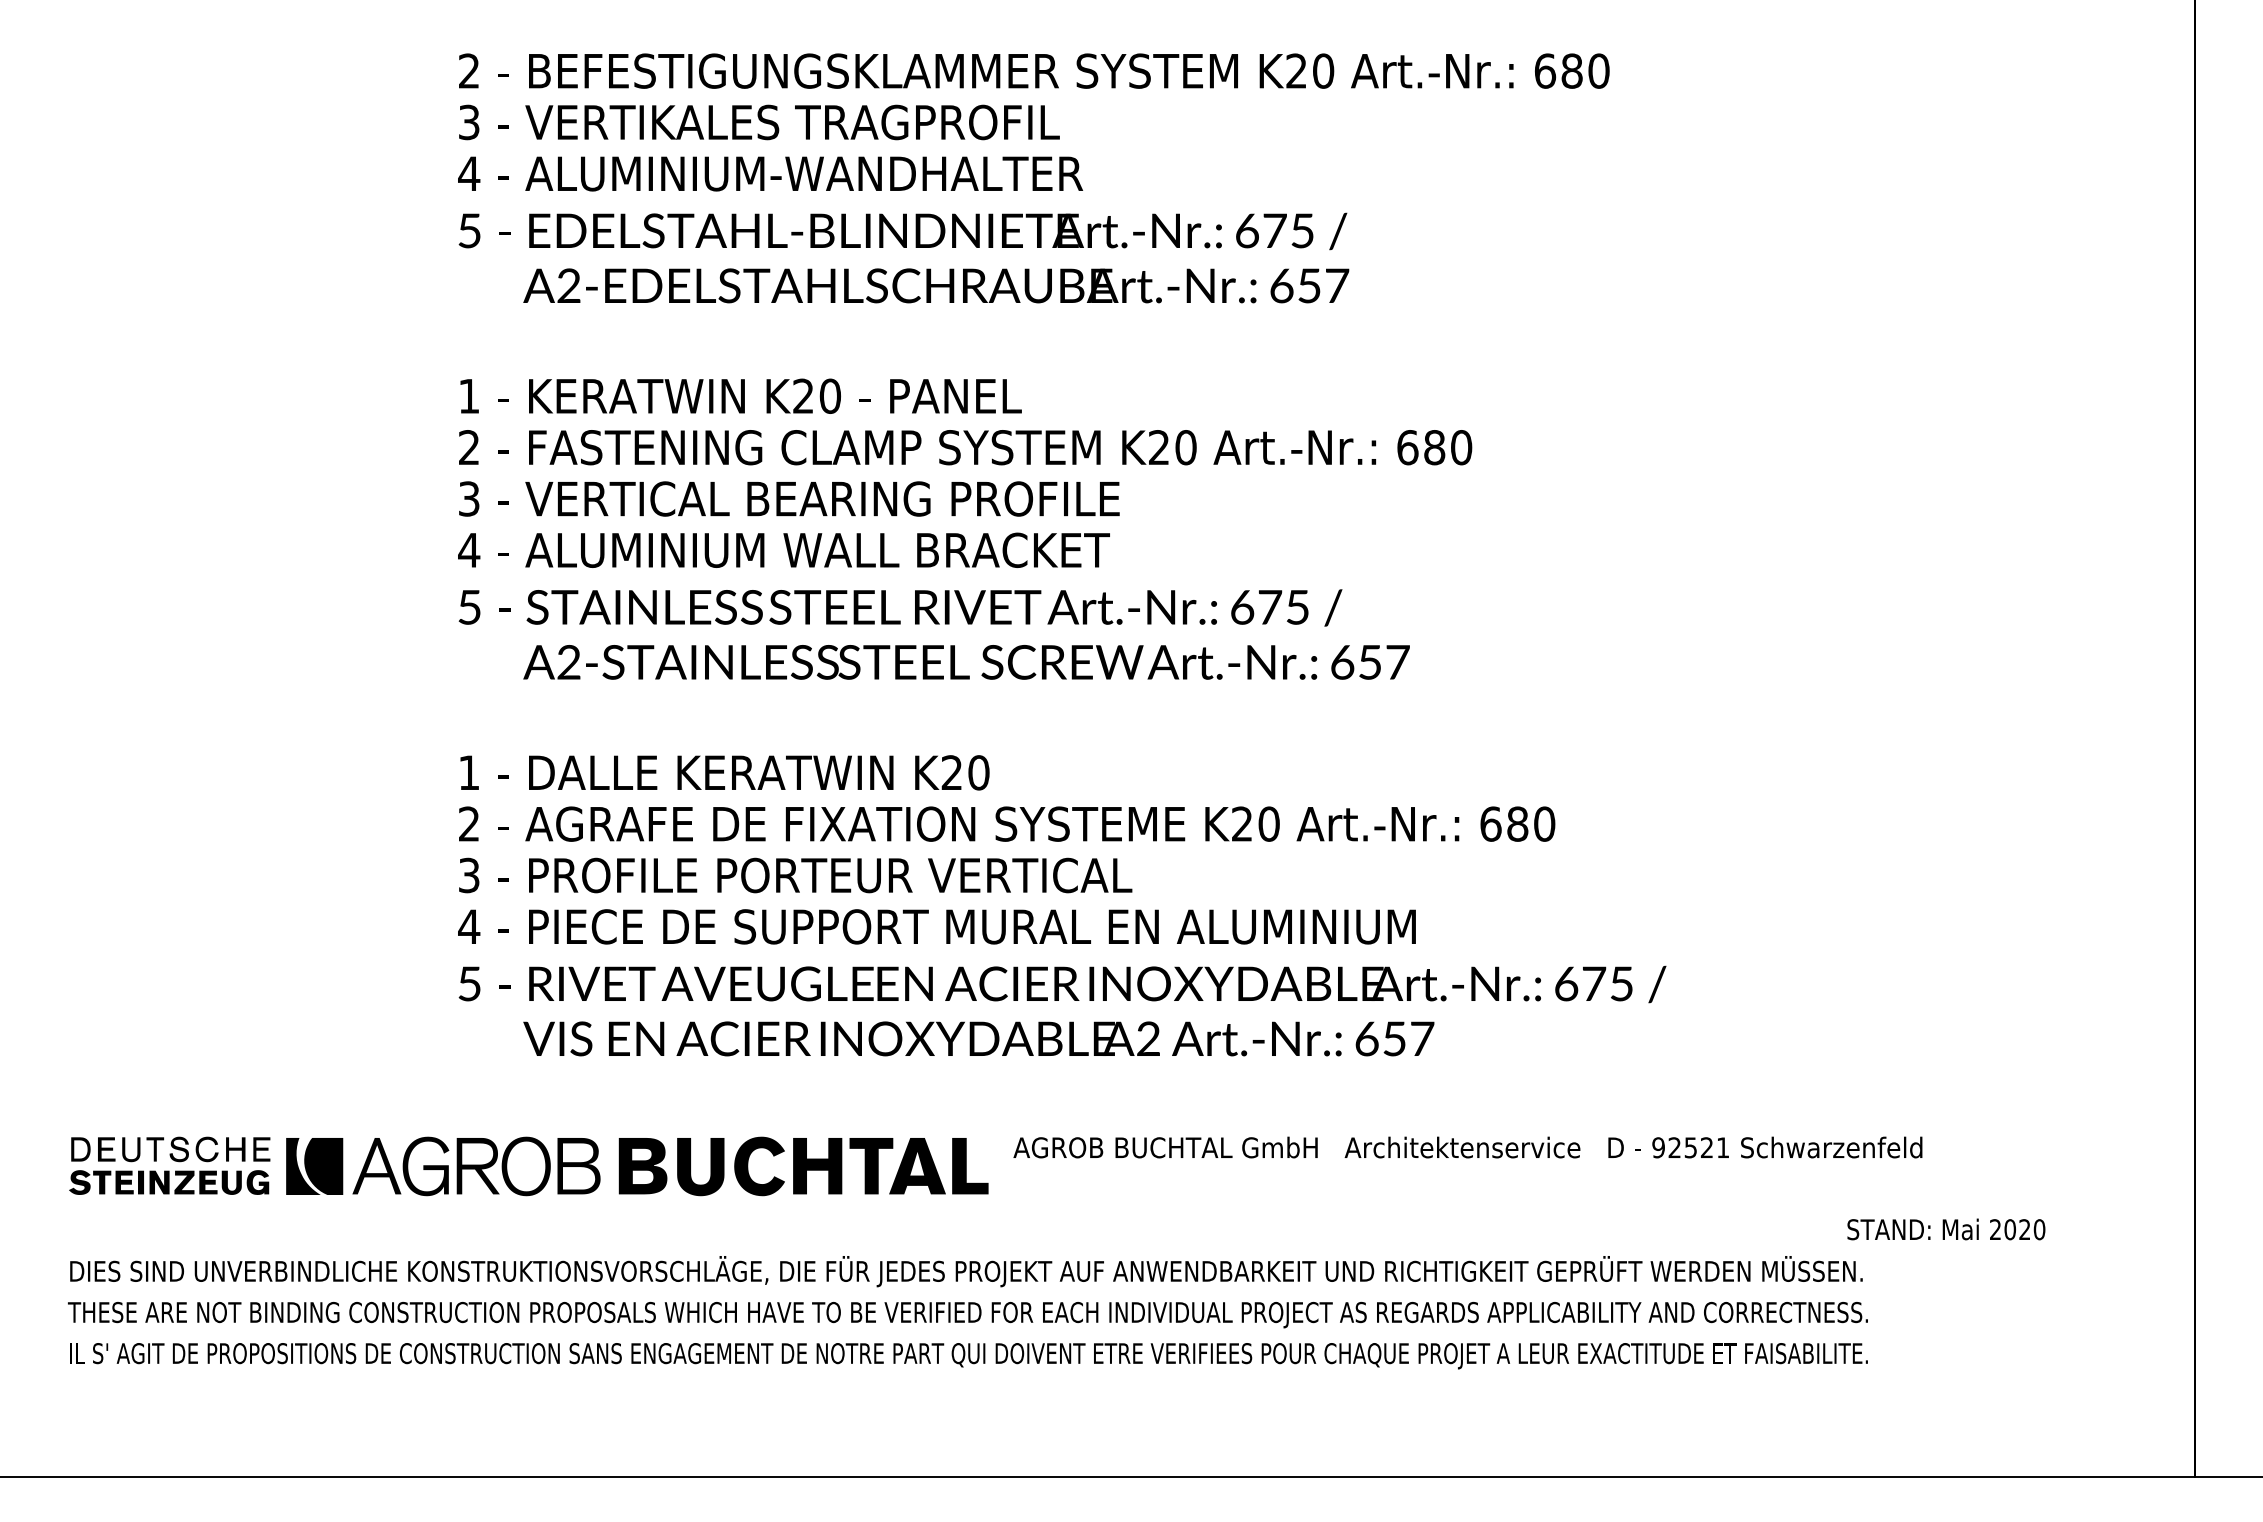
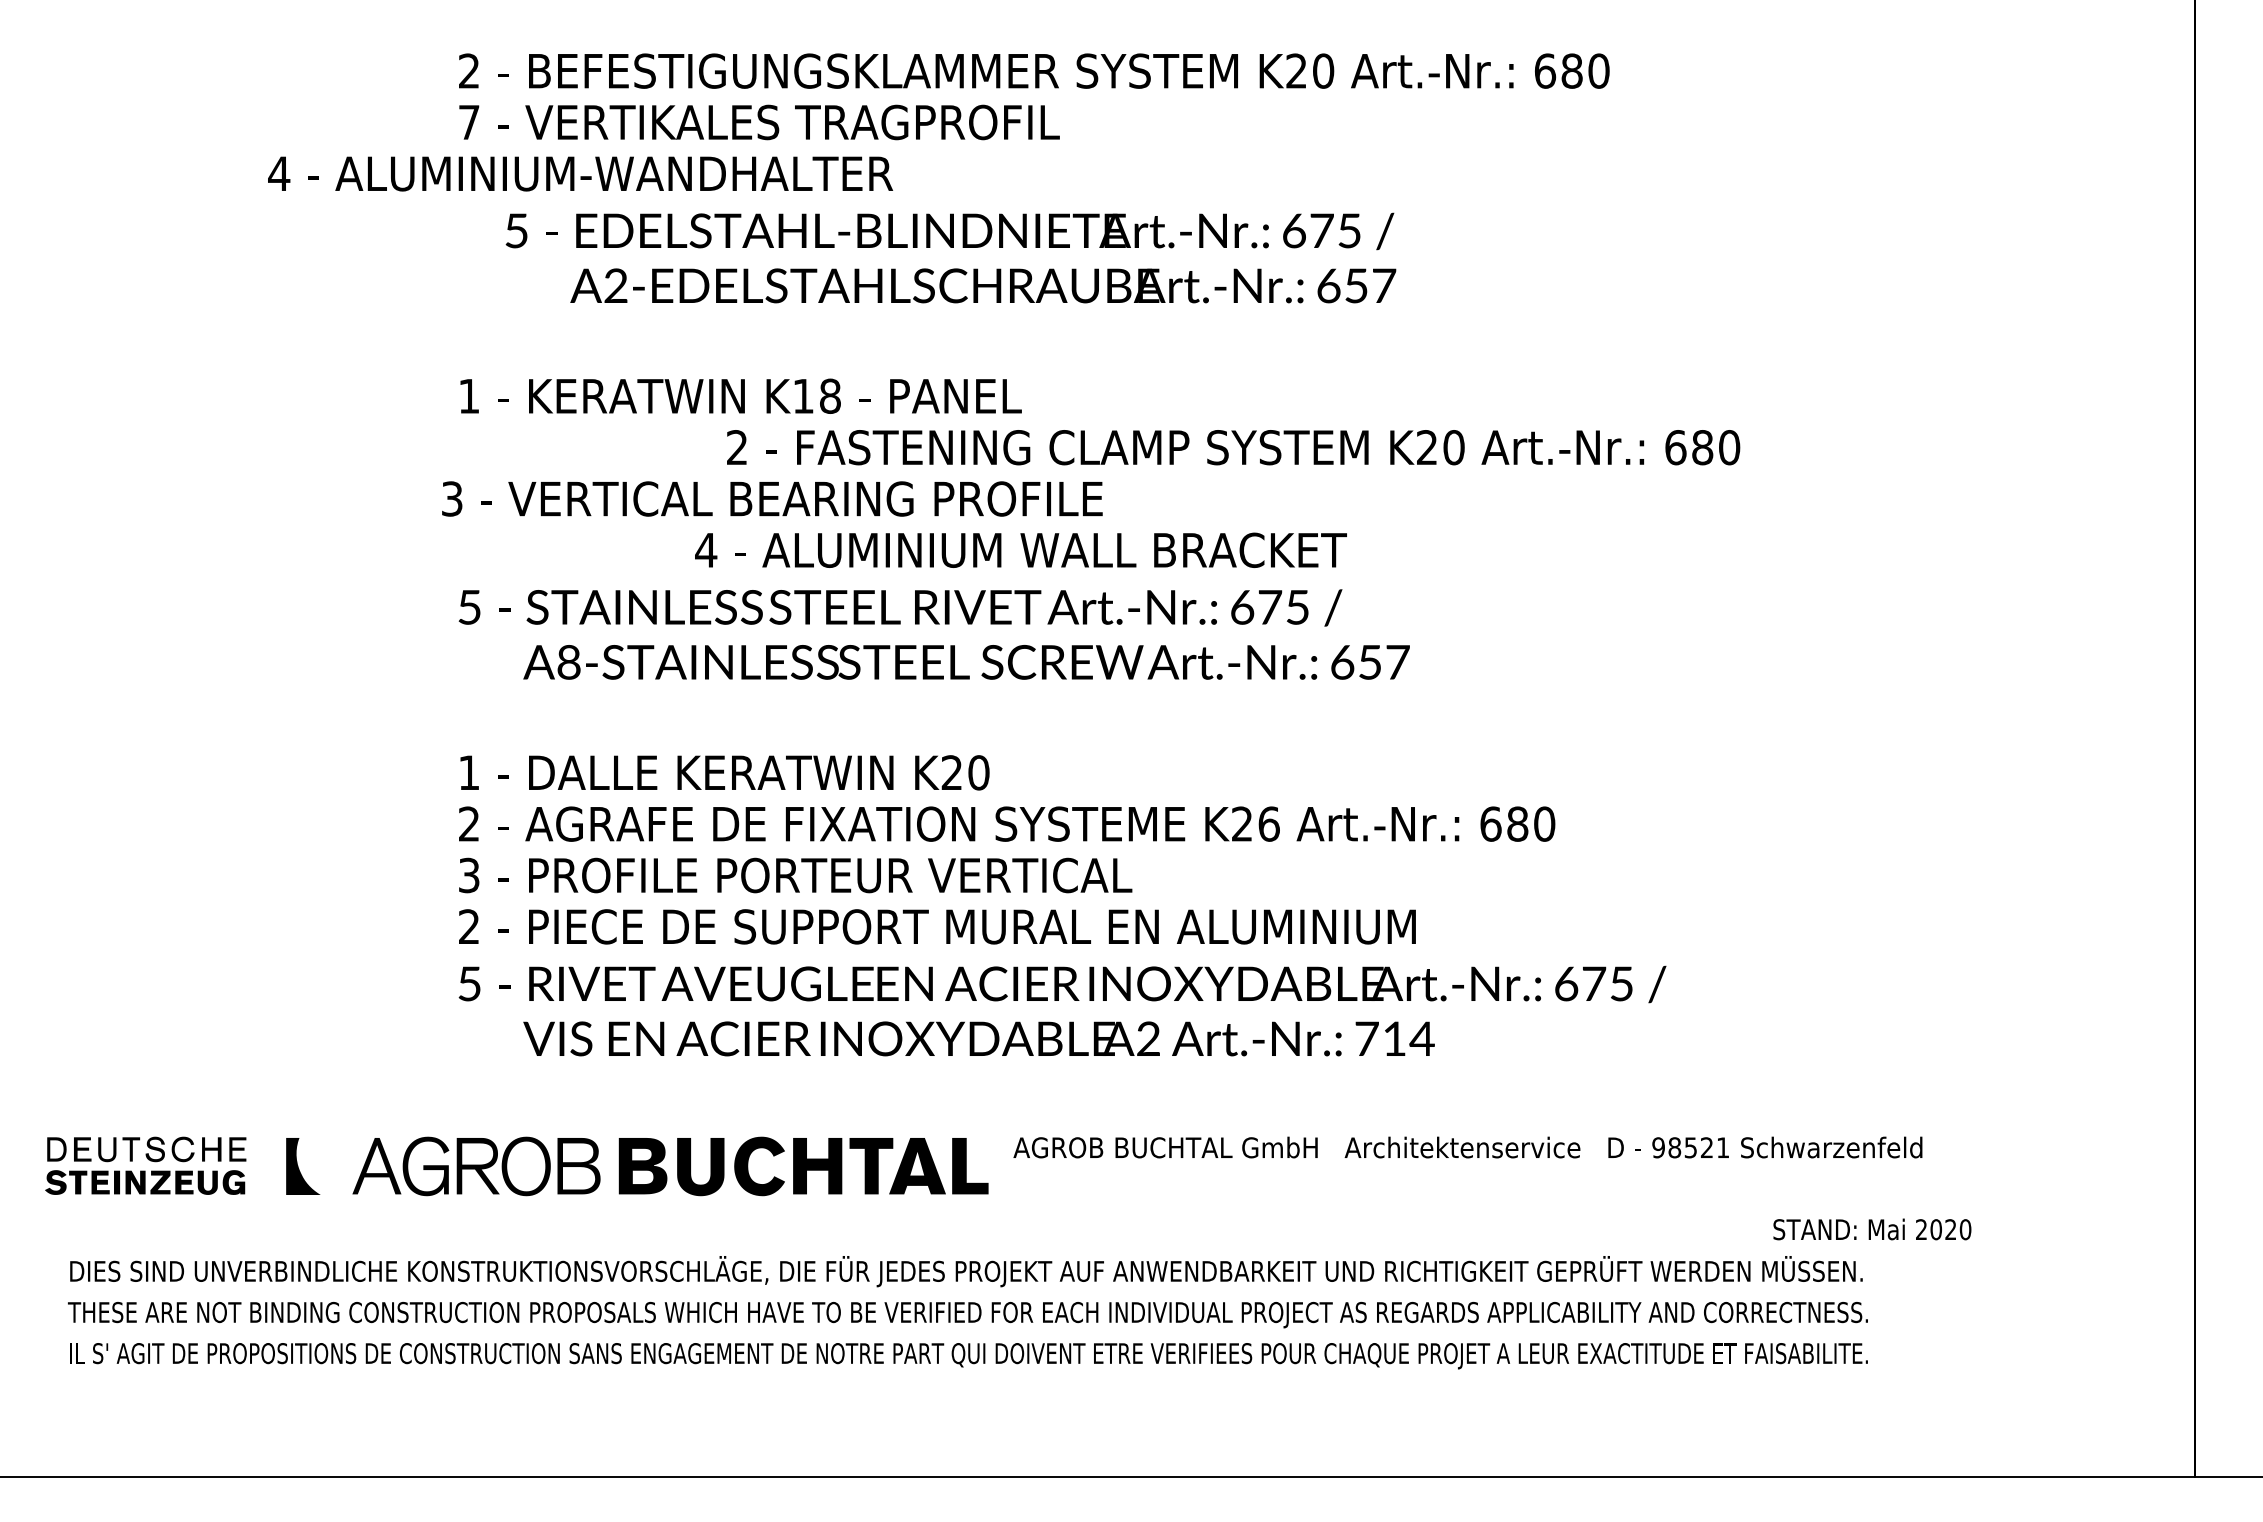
text: 3 -> 7 (469, 122)
text position: (770, 173) -> (580, 173) (580, 173)
text position: (903, 257) -> (950, 257) (950, 257)
text: K20 -> K18 (817, 395)
text position: (965, 447) -> (1233, 447) (1233, 447)
text position: (789, 498) -> (772, 498) (772, 498)
text position: (783, 549) -> (1020, 549) (1020, 549)
text: A2-STAINLESS -> A8-STAINLESS (568, 662)
text: K20 -> K26 (1268, 823)
text: 4 -> 2 (469, 926)
text: 657 -> 714 (1394, 1038)
text: 92521 -> 98521 (1674, 1147)
part position: (169, 1165) -> (145, 1165) (145, 1165)
fill: present -> none (323, 1166)
text position: (1946, 1229) -> (1872, 1229) (1872, 1229)
